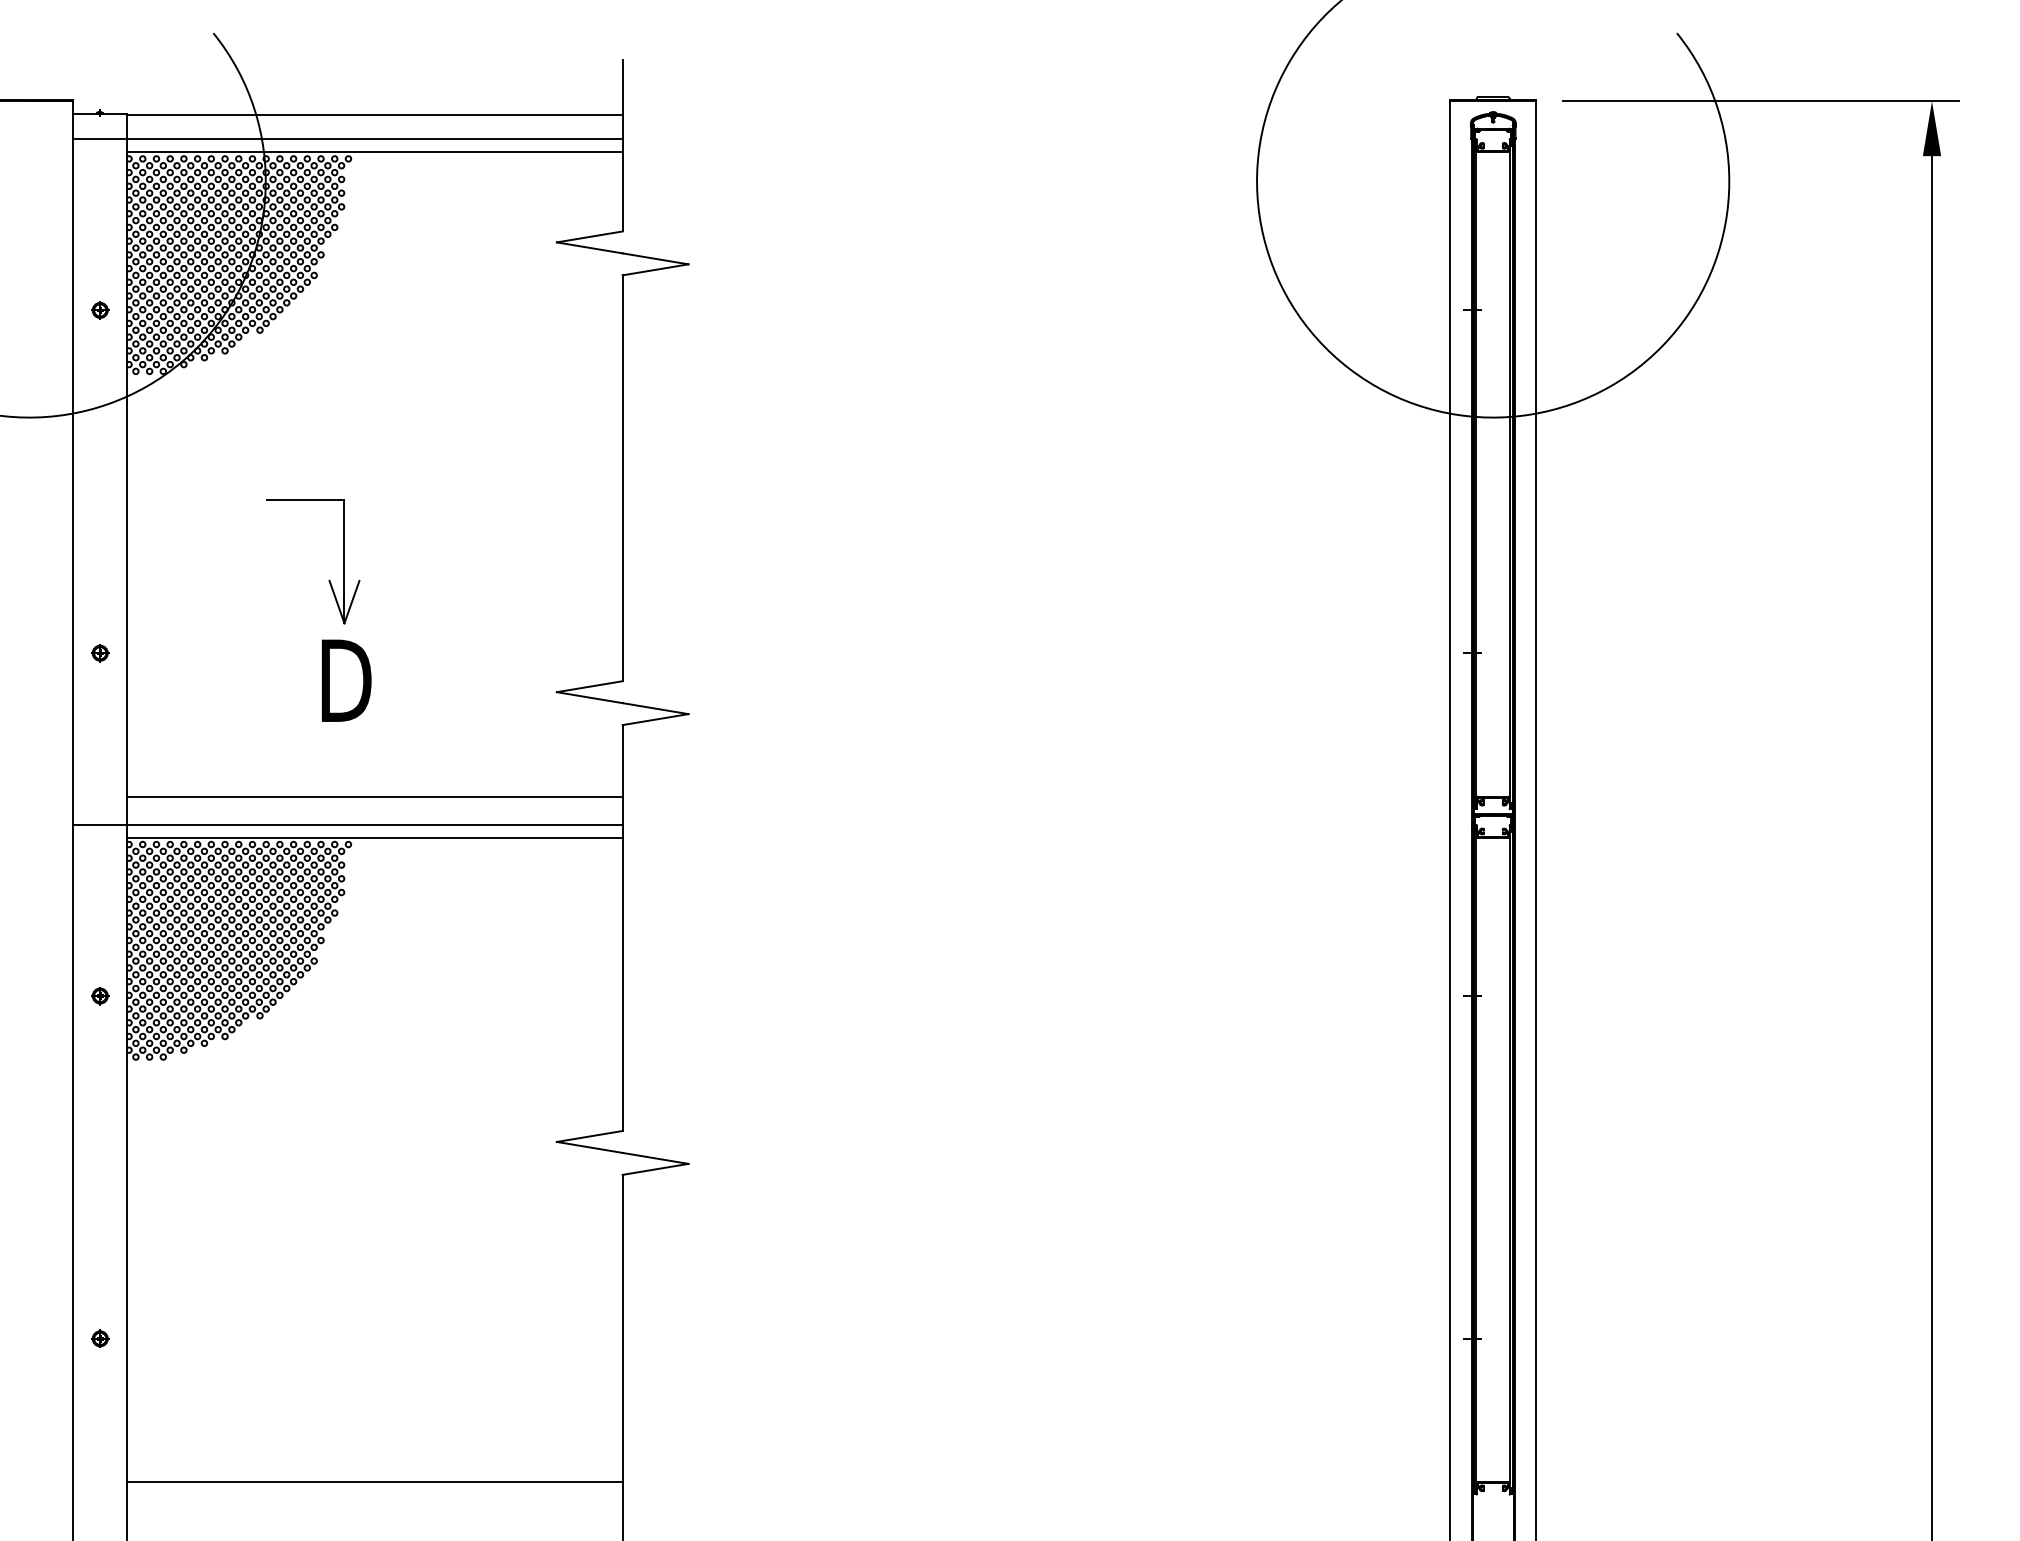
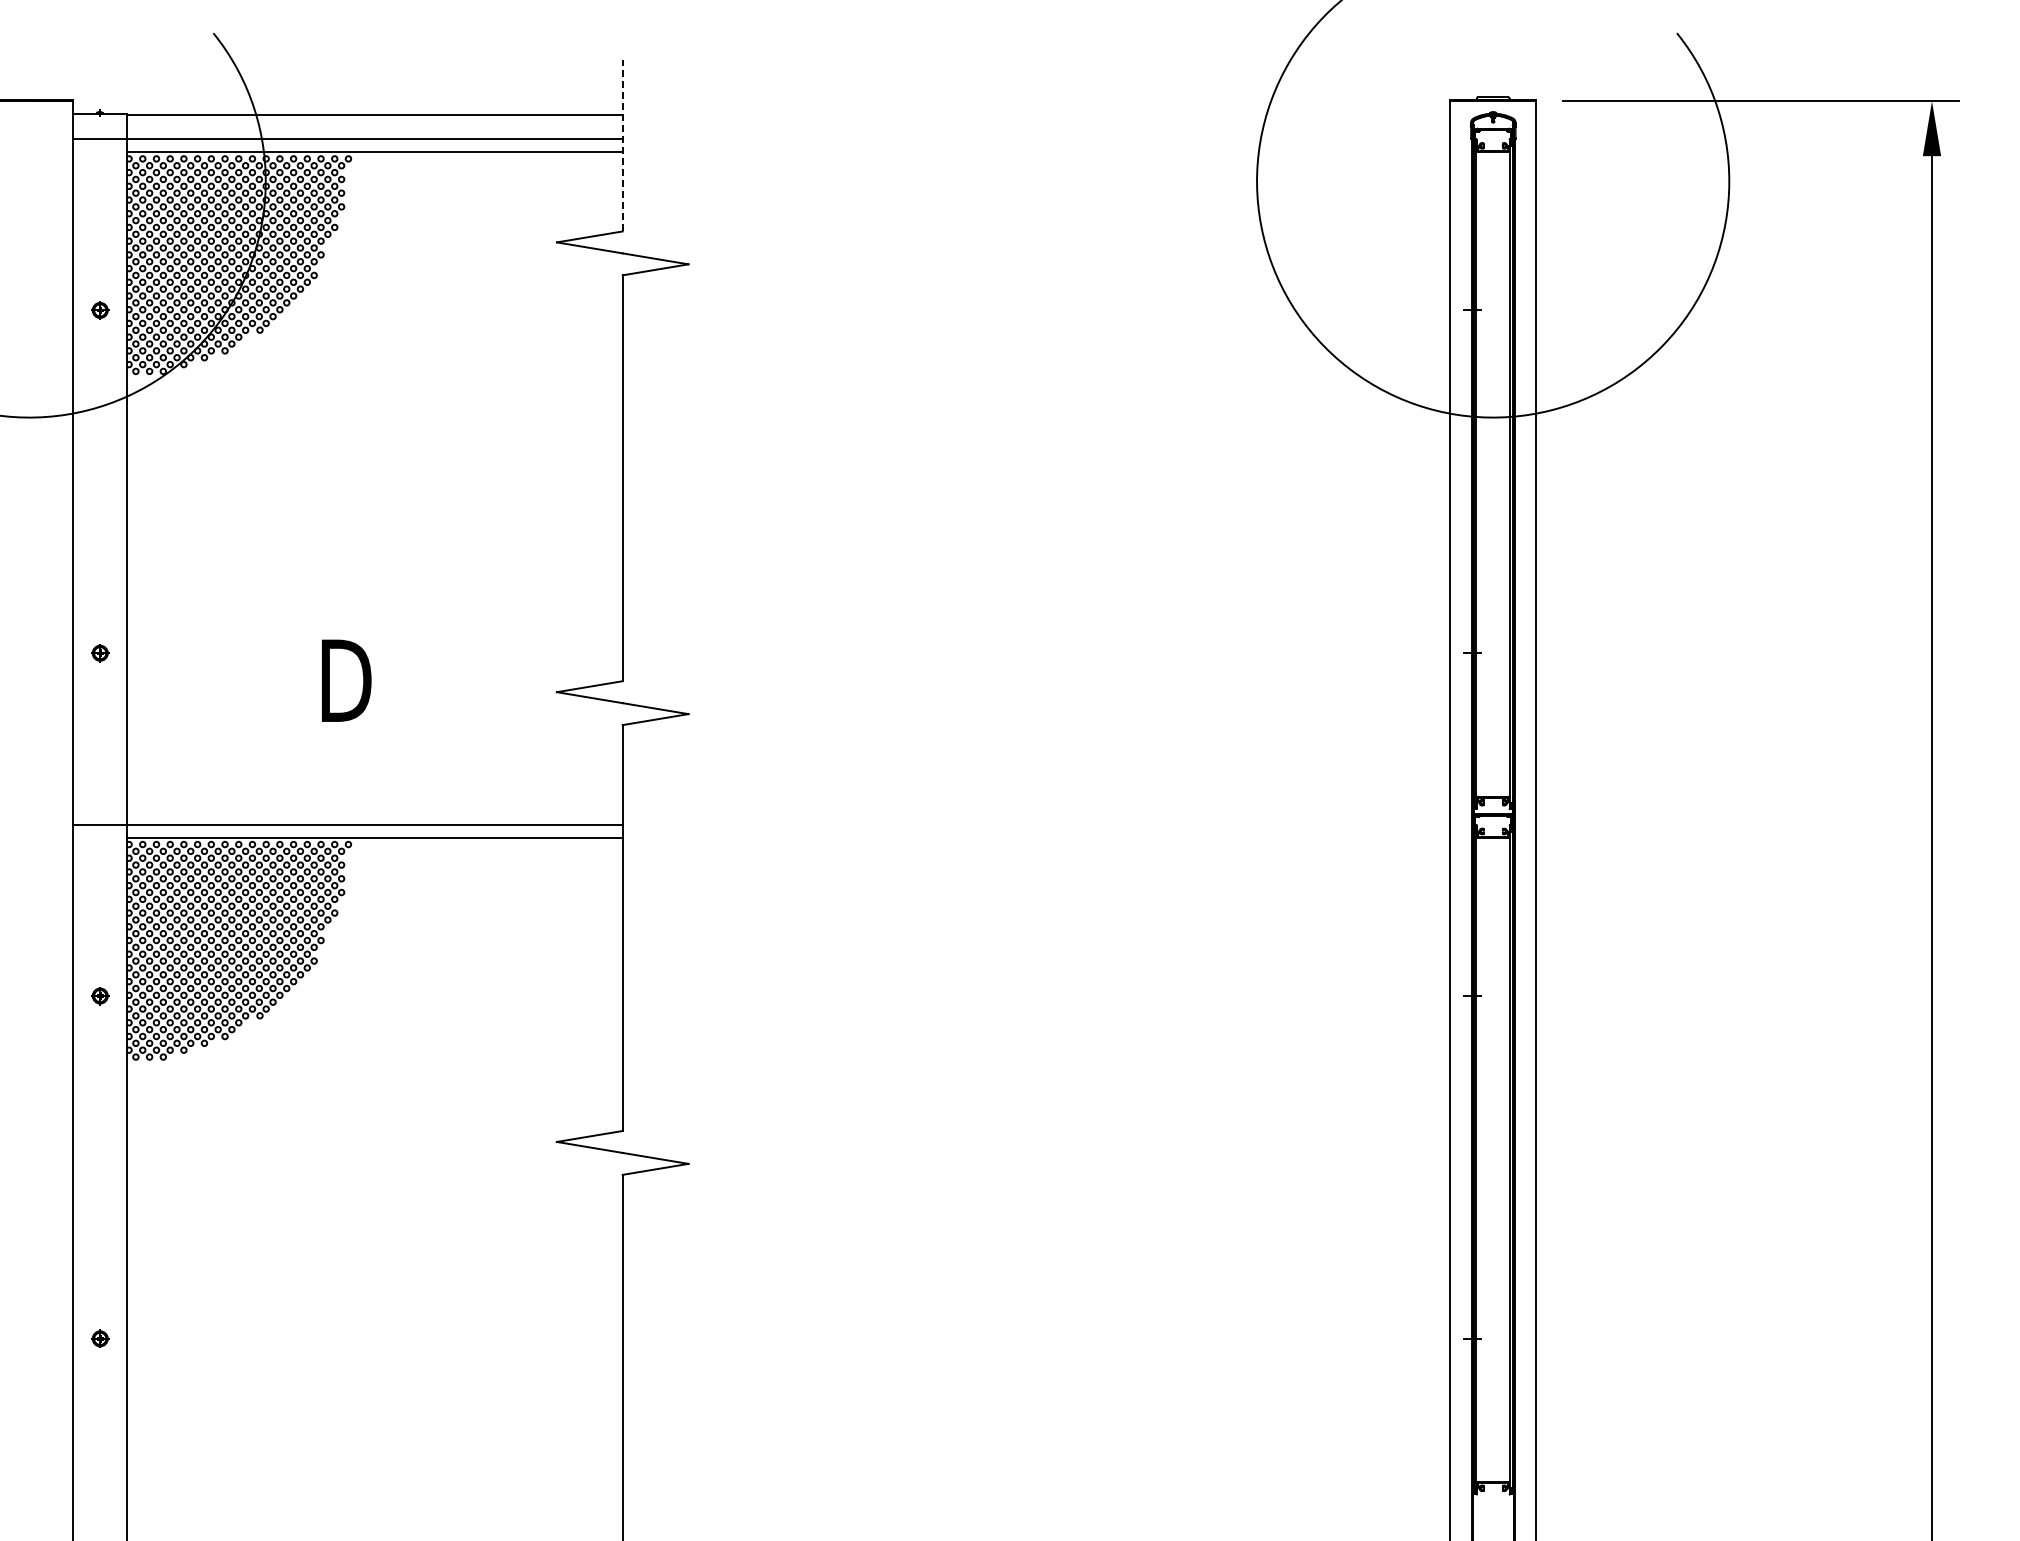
line: solid -> dashed (622, 145)
part: present -> none (328, 580)
line: present -> none (374, 796)
line: present -> none (374, 1482)
